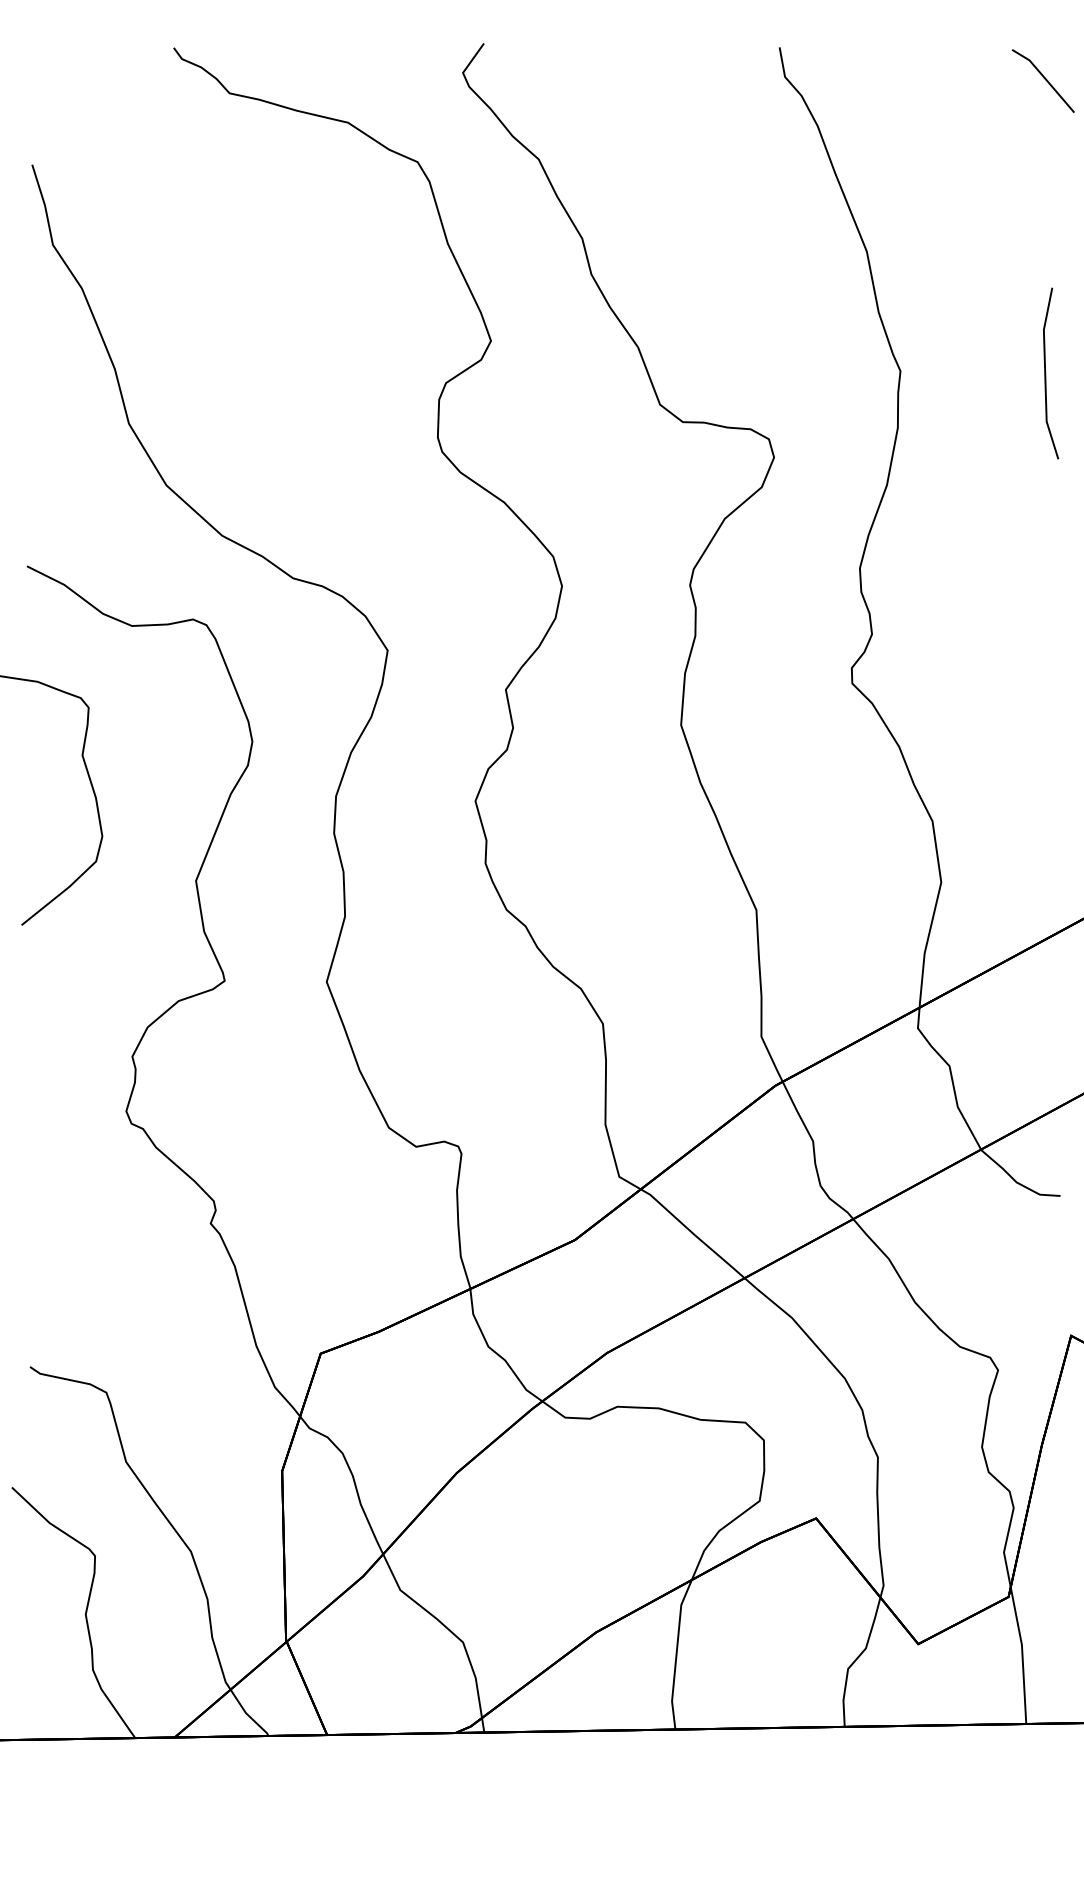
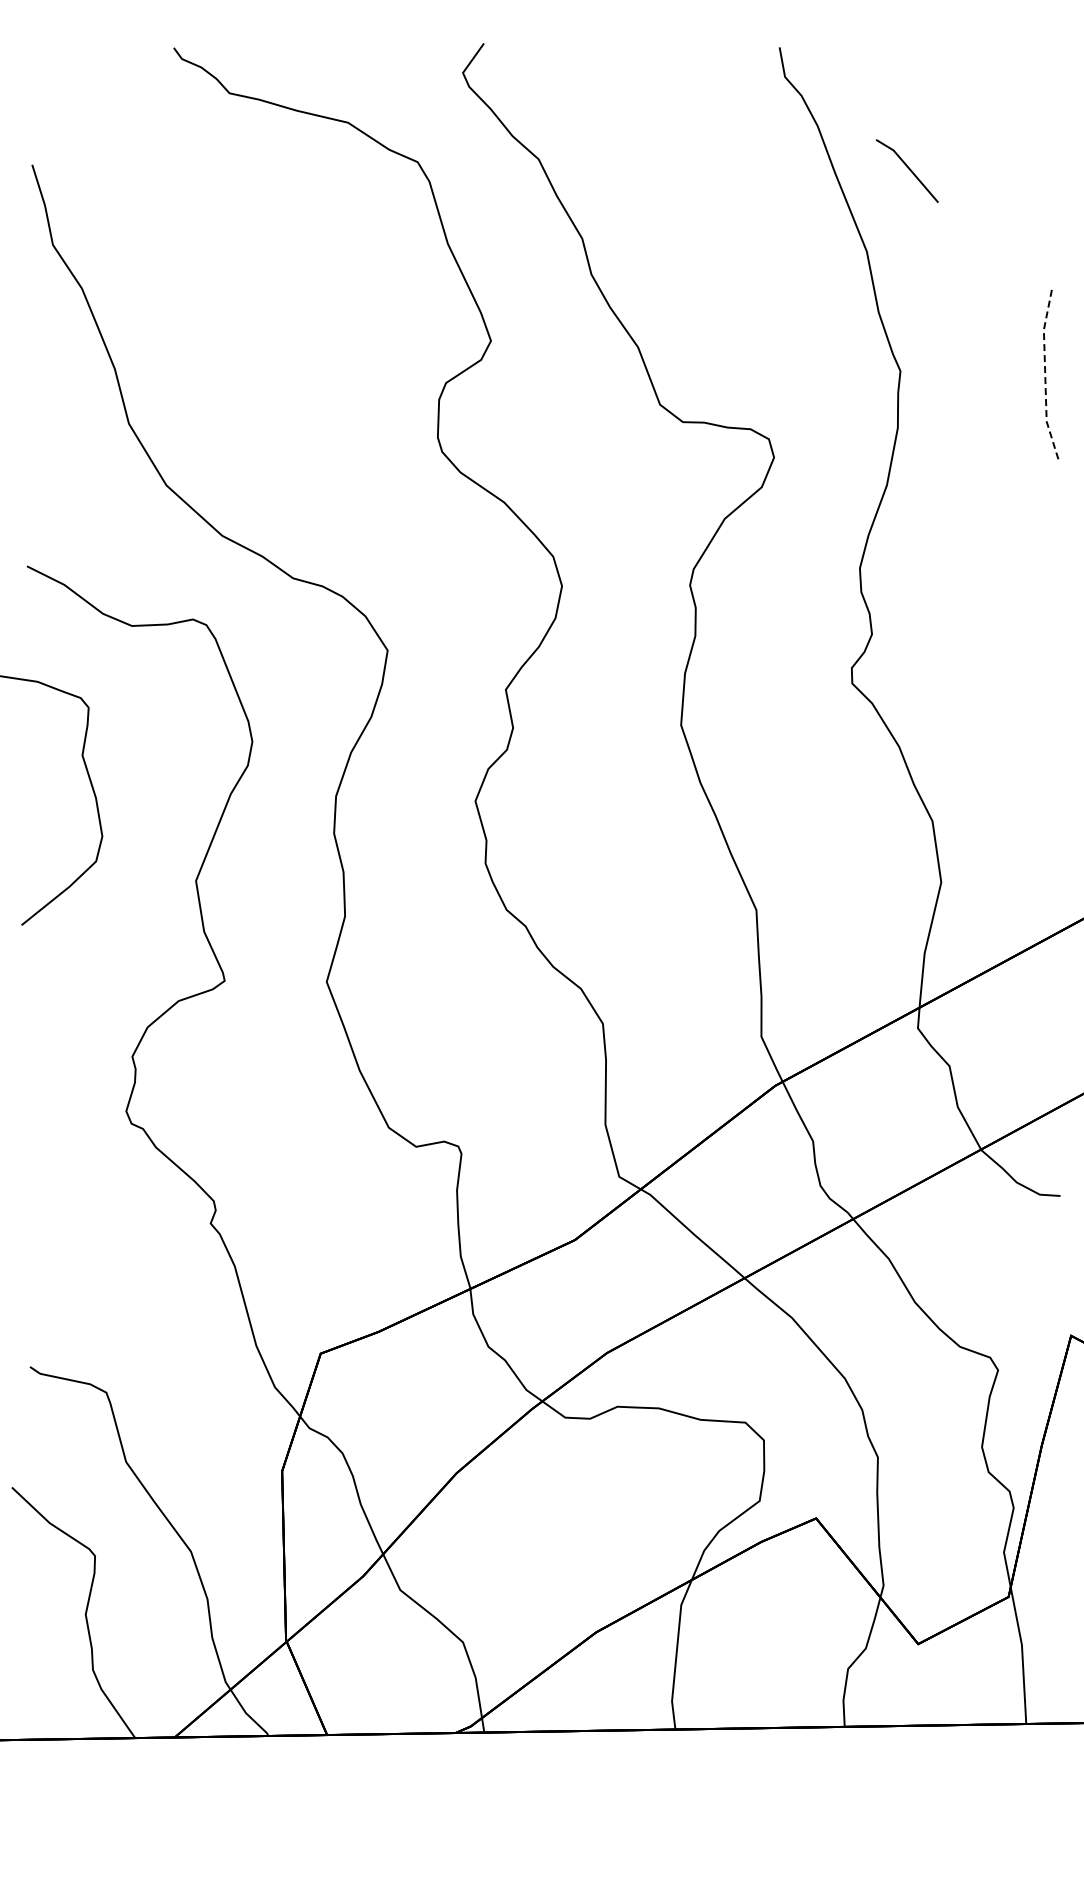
line position: (1044, 79) -> (908, 169) (908, 169)
line: solid -> dashed (1045, 373)
